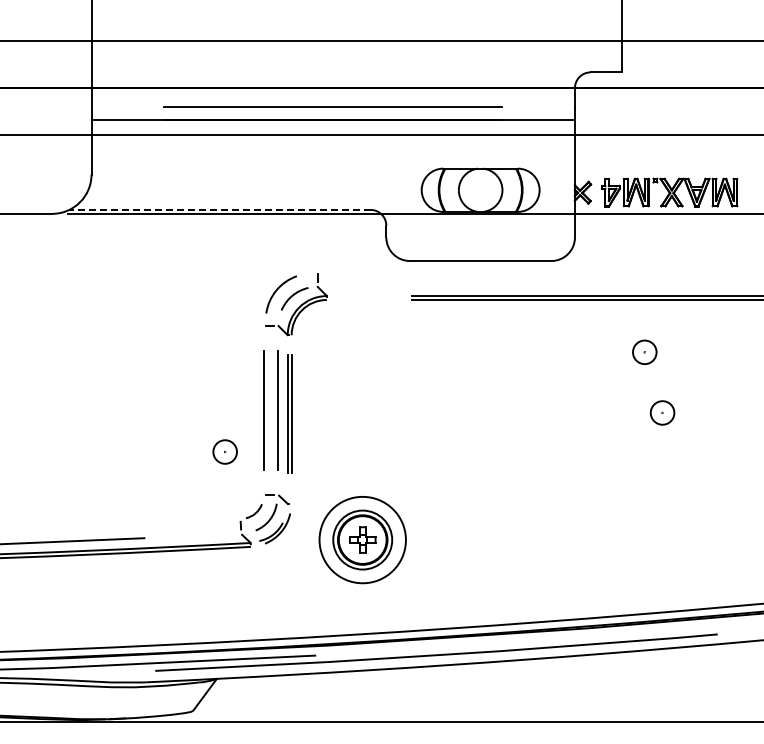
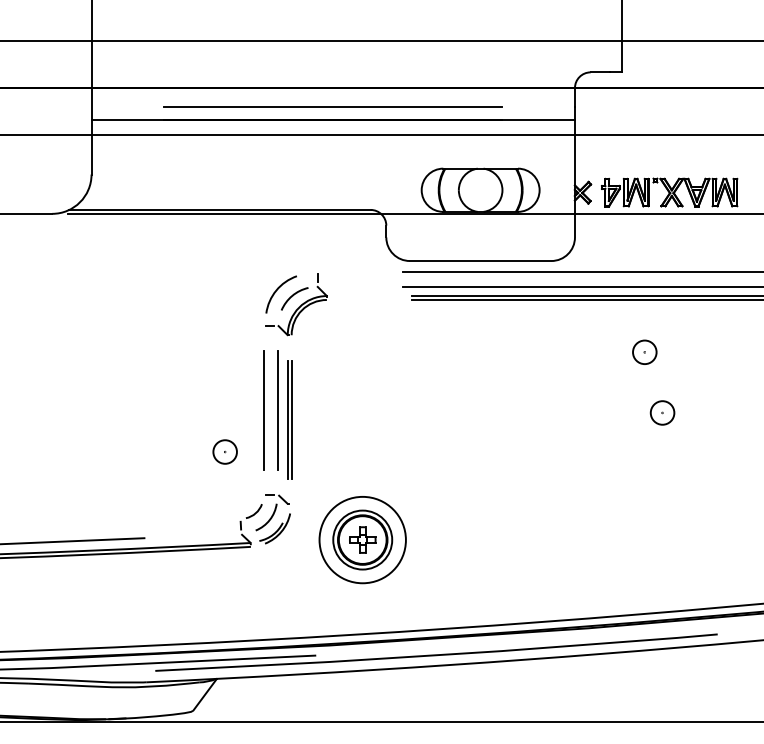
line: dashed -> solid (219, 209)
line: none -> present (581, 272)
line: none -> present (581, 286)
part position: (289, 413) -> (289, 419) (289, 419)
